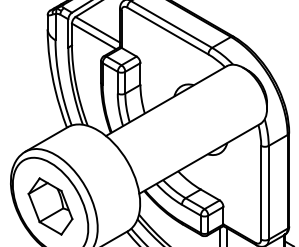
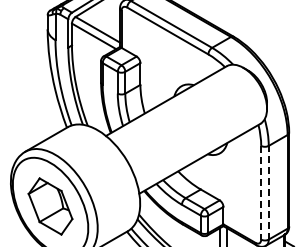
line: solid -> dashed (261, 192)
line: solid -> dashed (268, 192)
